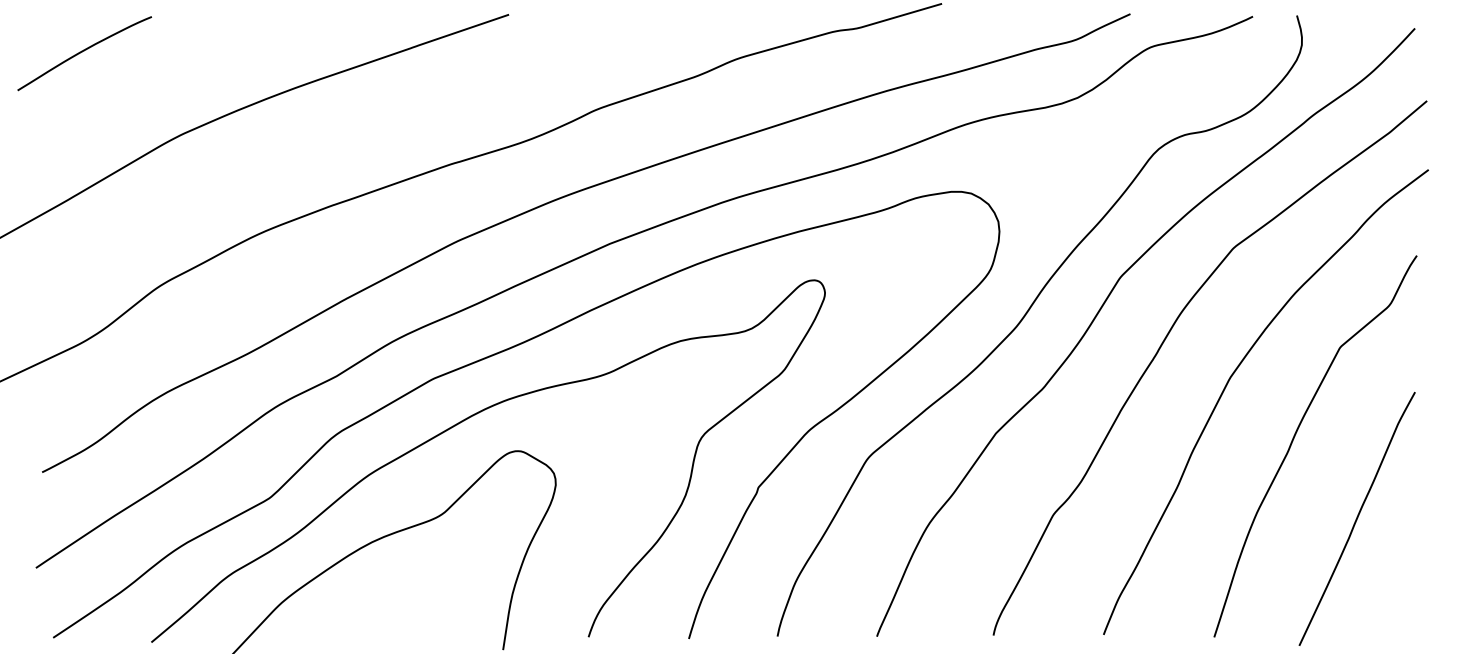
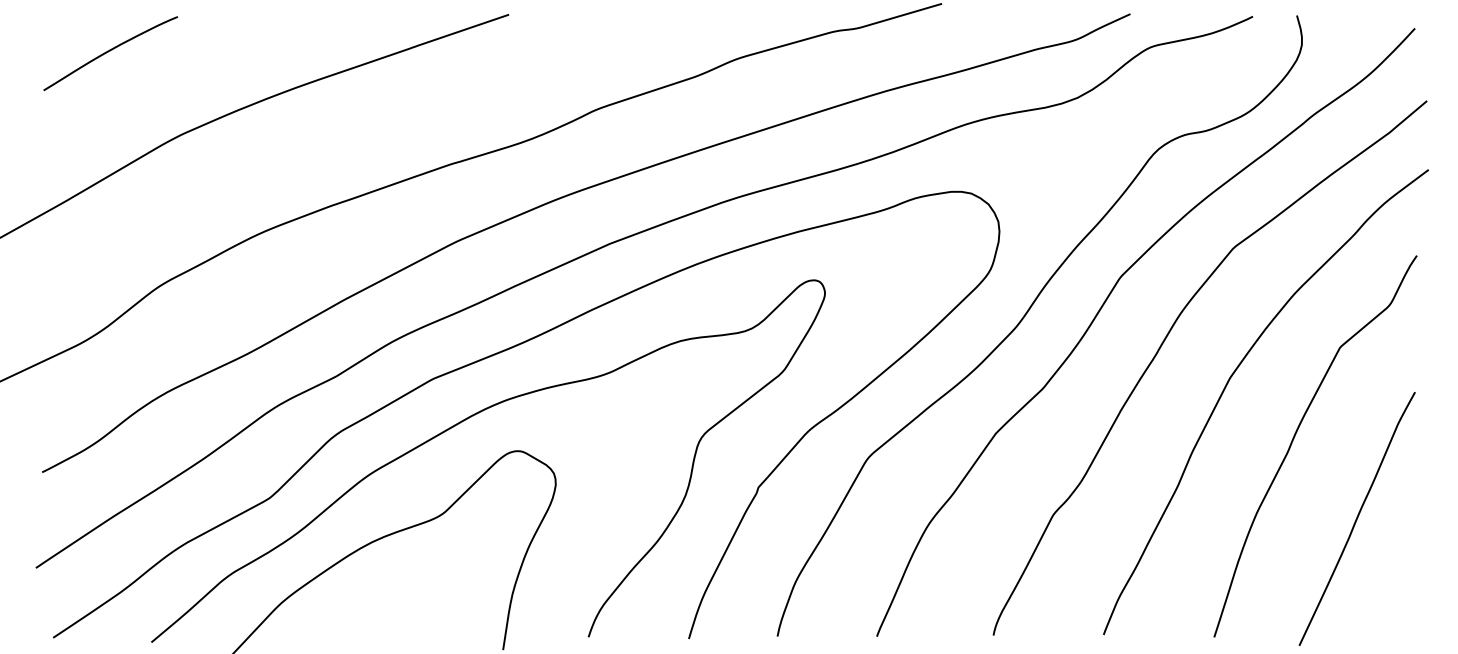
curve position: (84, 51) -> (110, 51) (110, 51)
